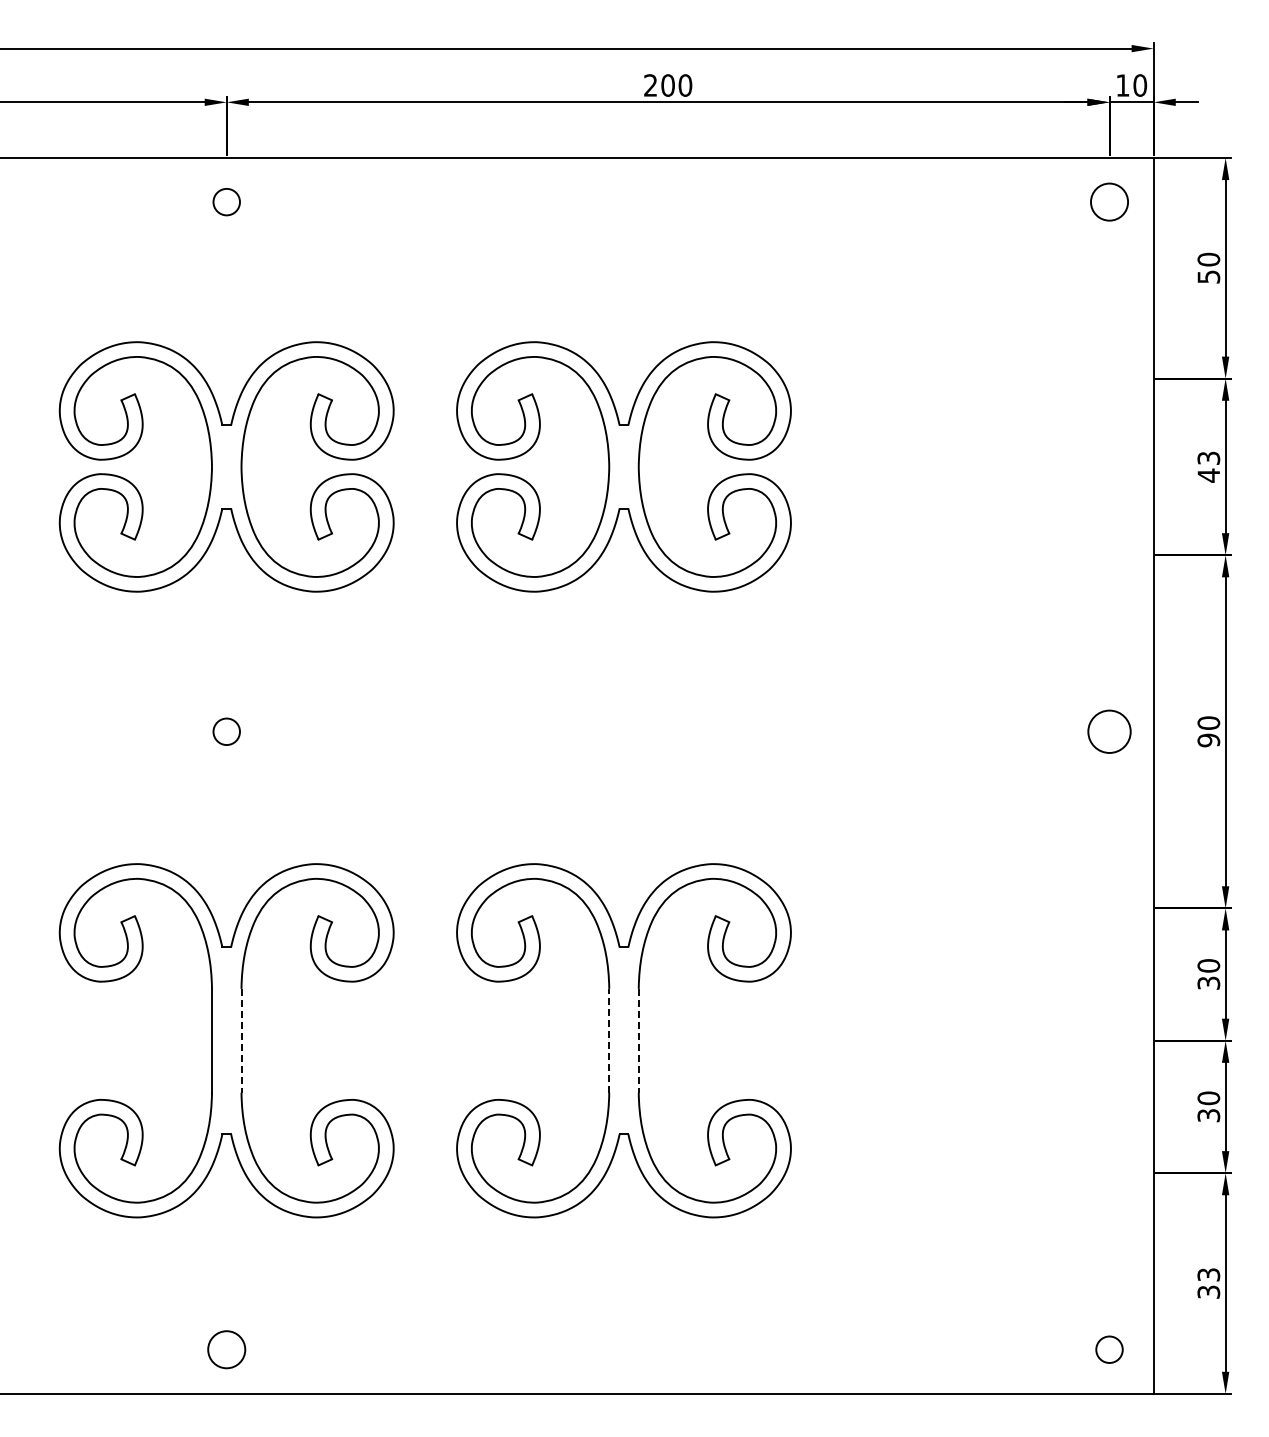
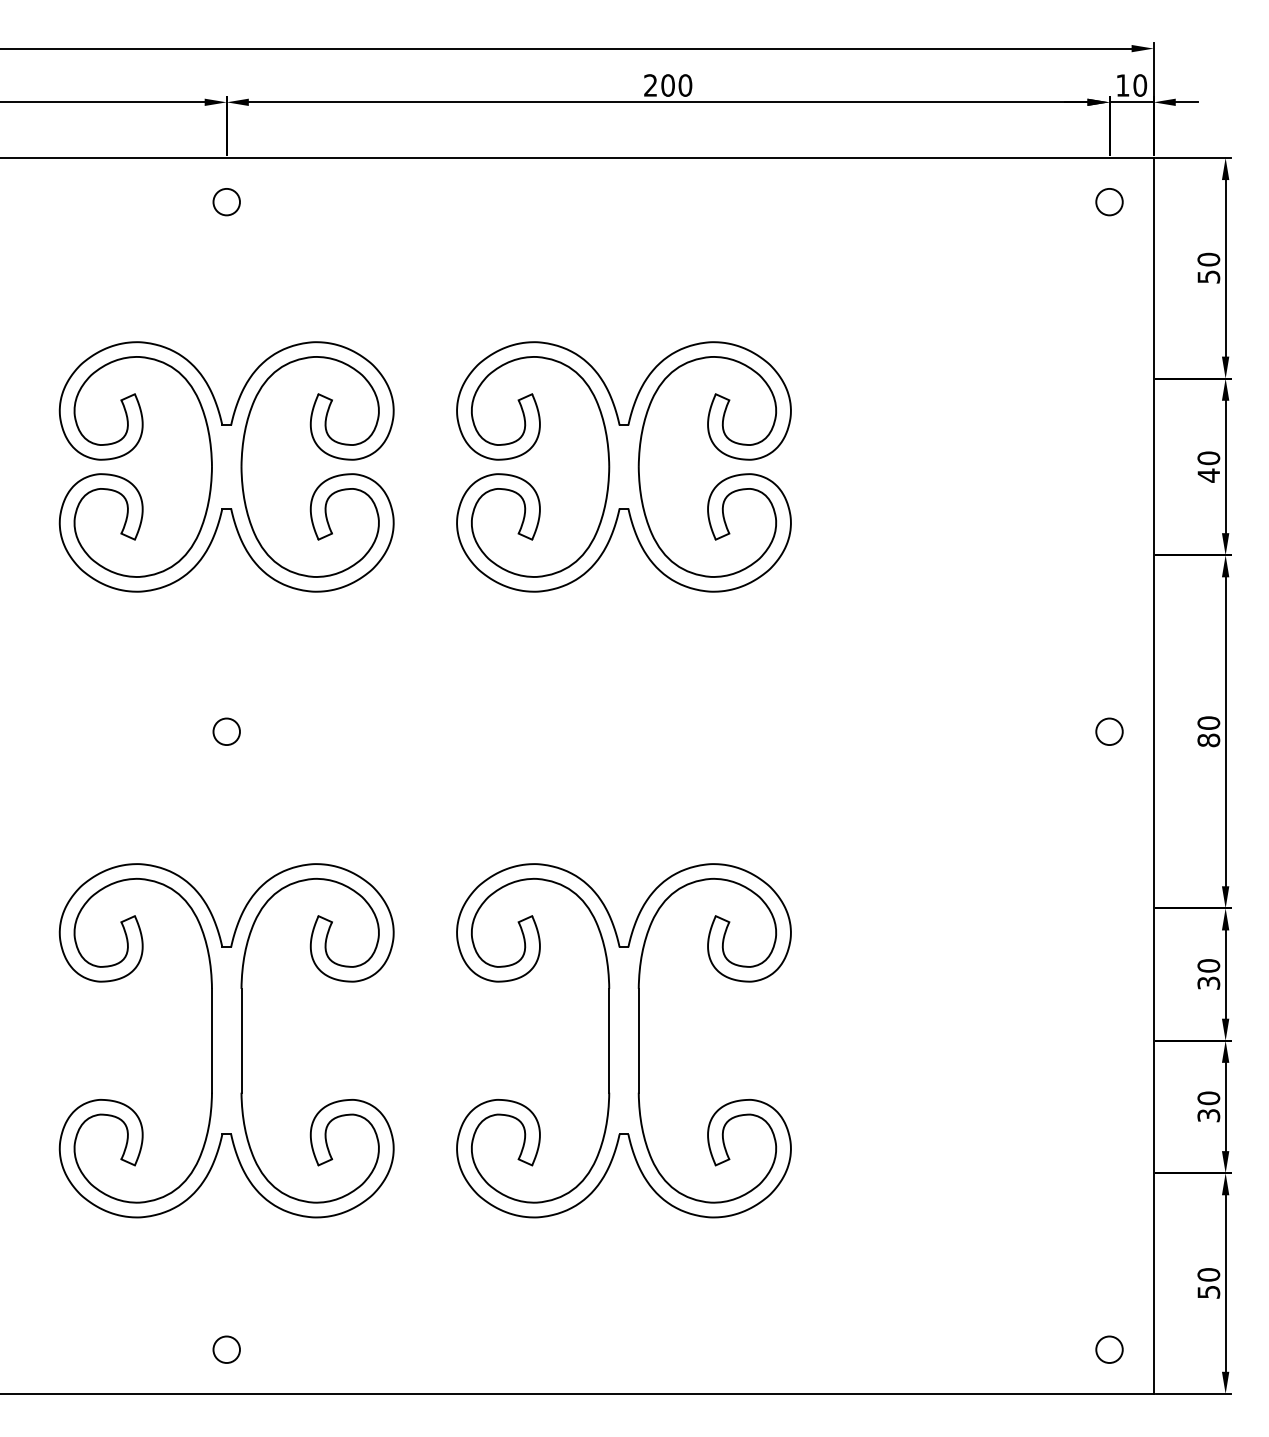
circle diameter: 37 px -> 26 px (1109, 201)
text: 43 -> 40 (1208, 458)
circle diameter: 42 px -> 26 px (1109, 731)
text: 90 -> 80 (1208, 740)
line: dashed -> solid (241, 1040)
line: dashed -> solid (609, 1040)
line: dashed -> solid (638, 1040)
text: 33 -> 50 (1208, 1283)
circle diameter: 37 px -> 26 px (226, 1349)
